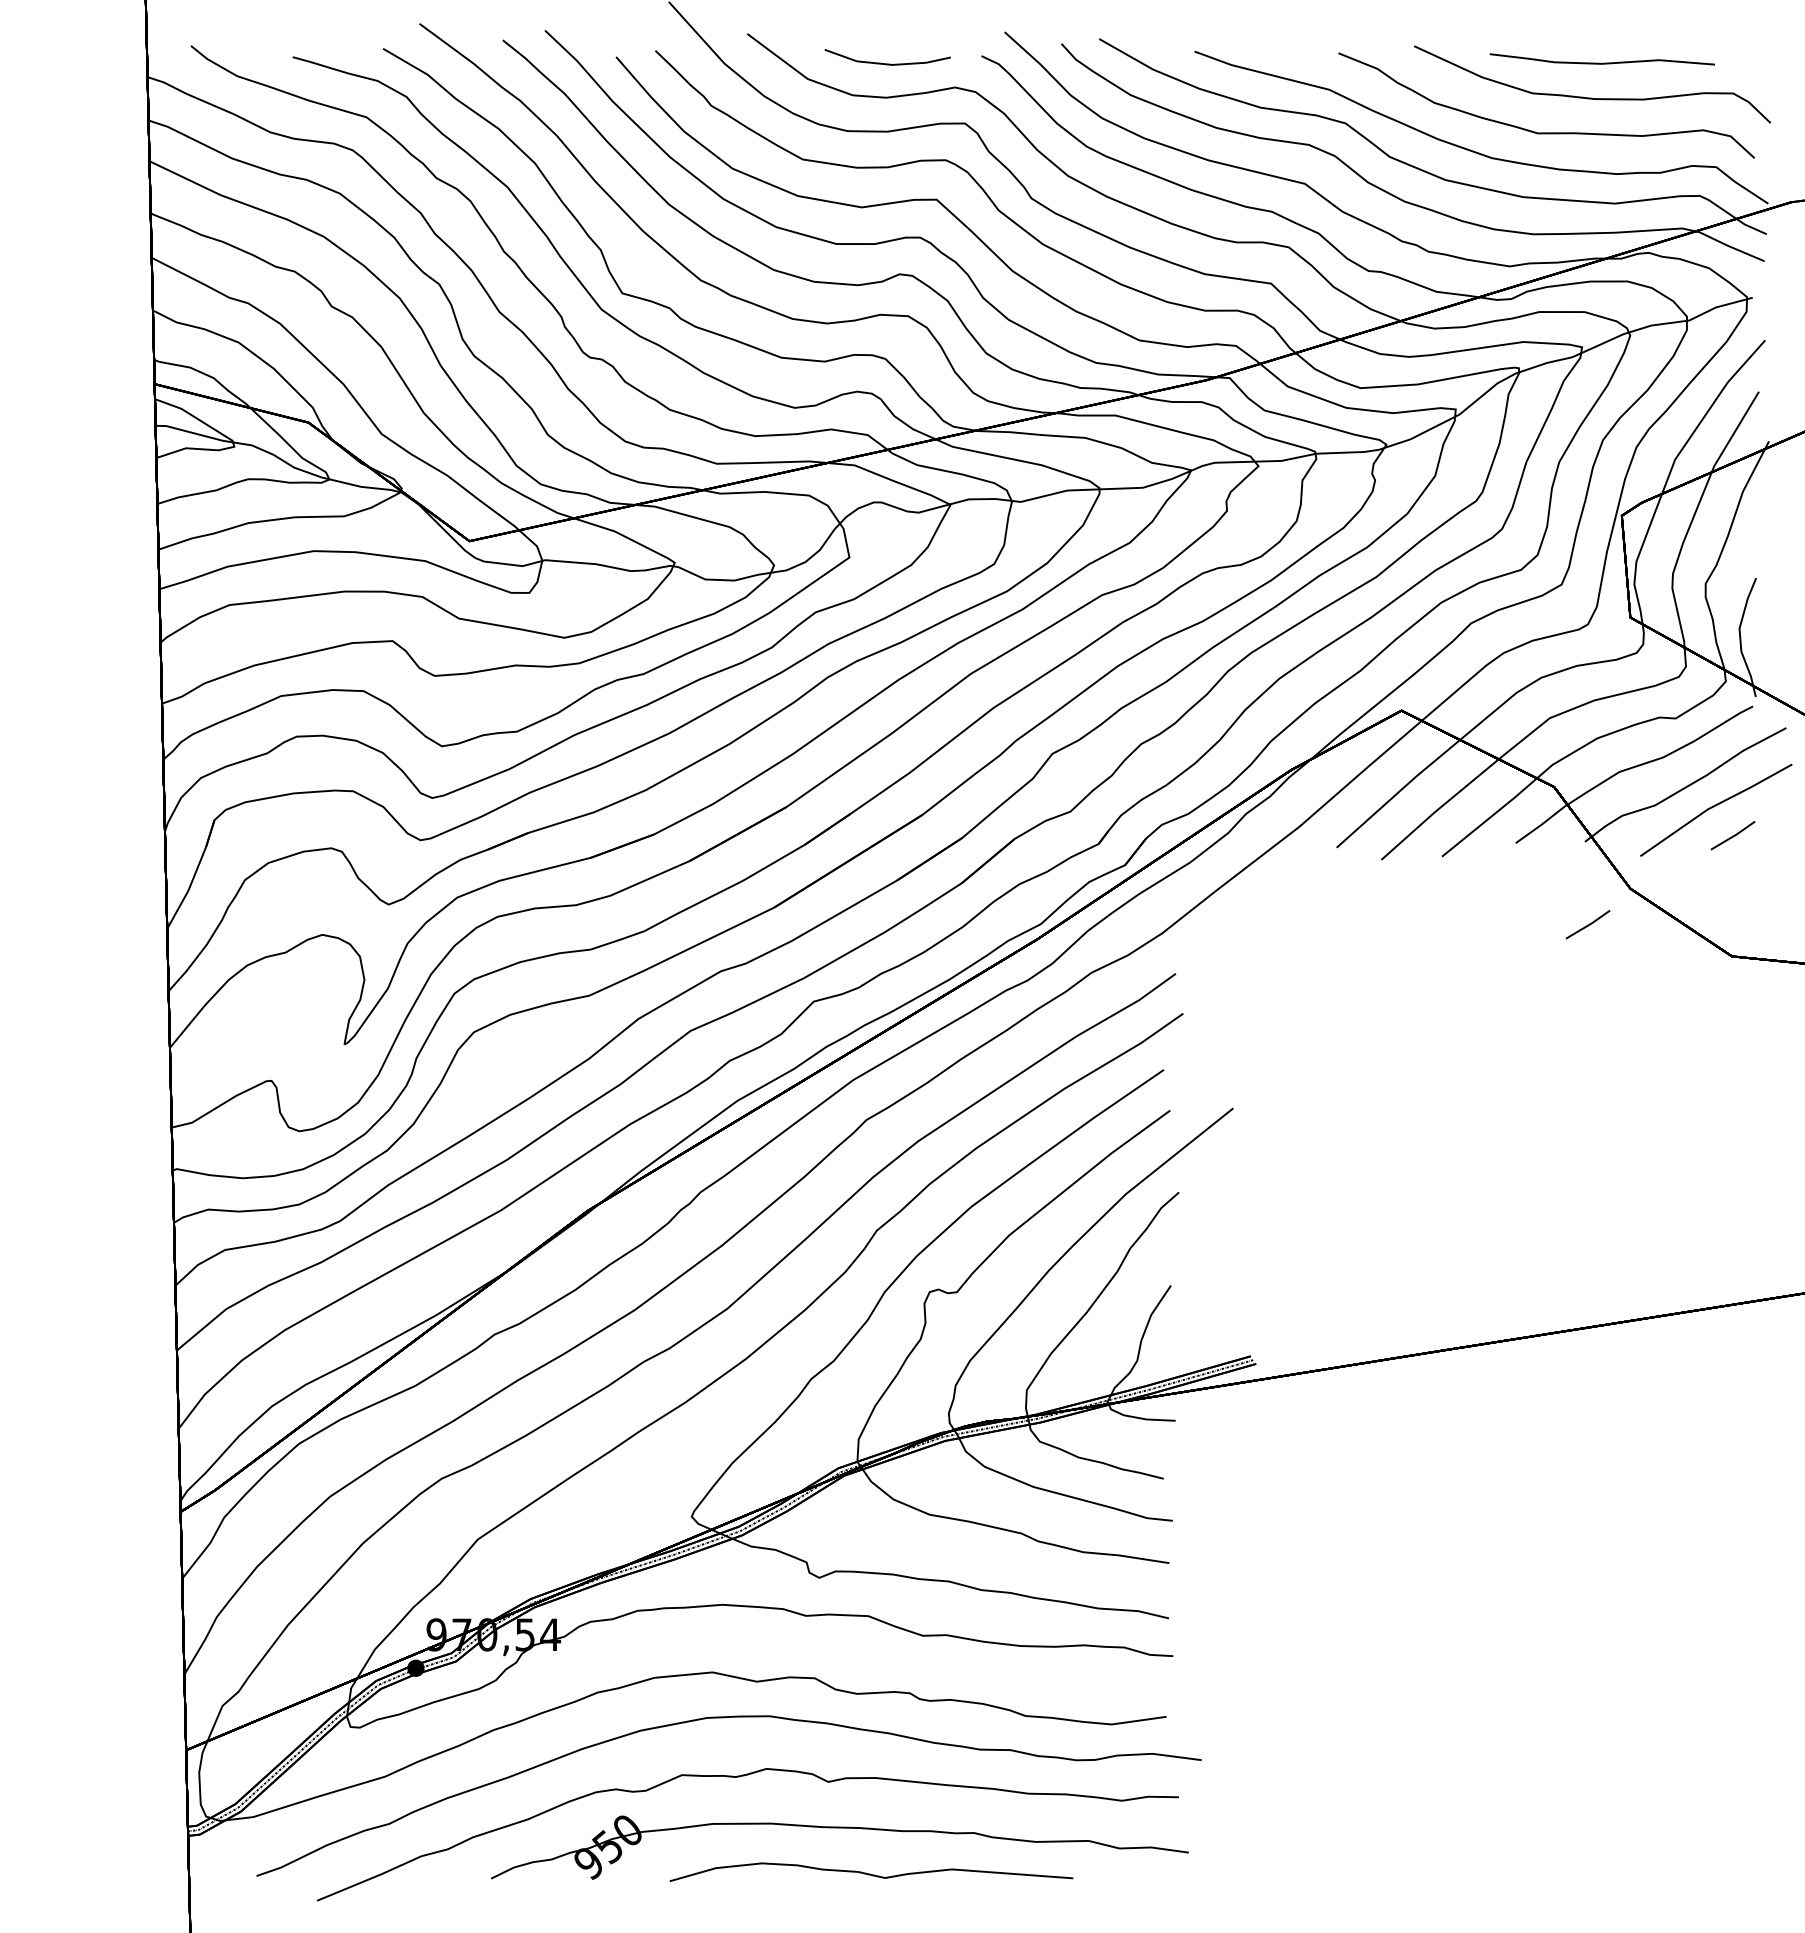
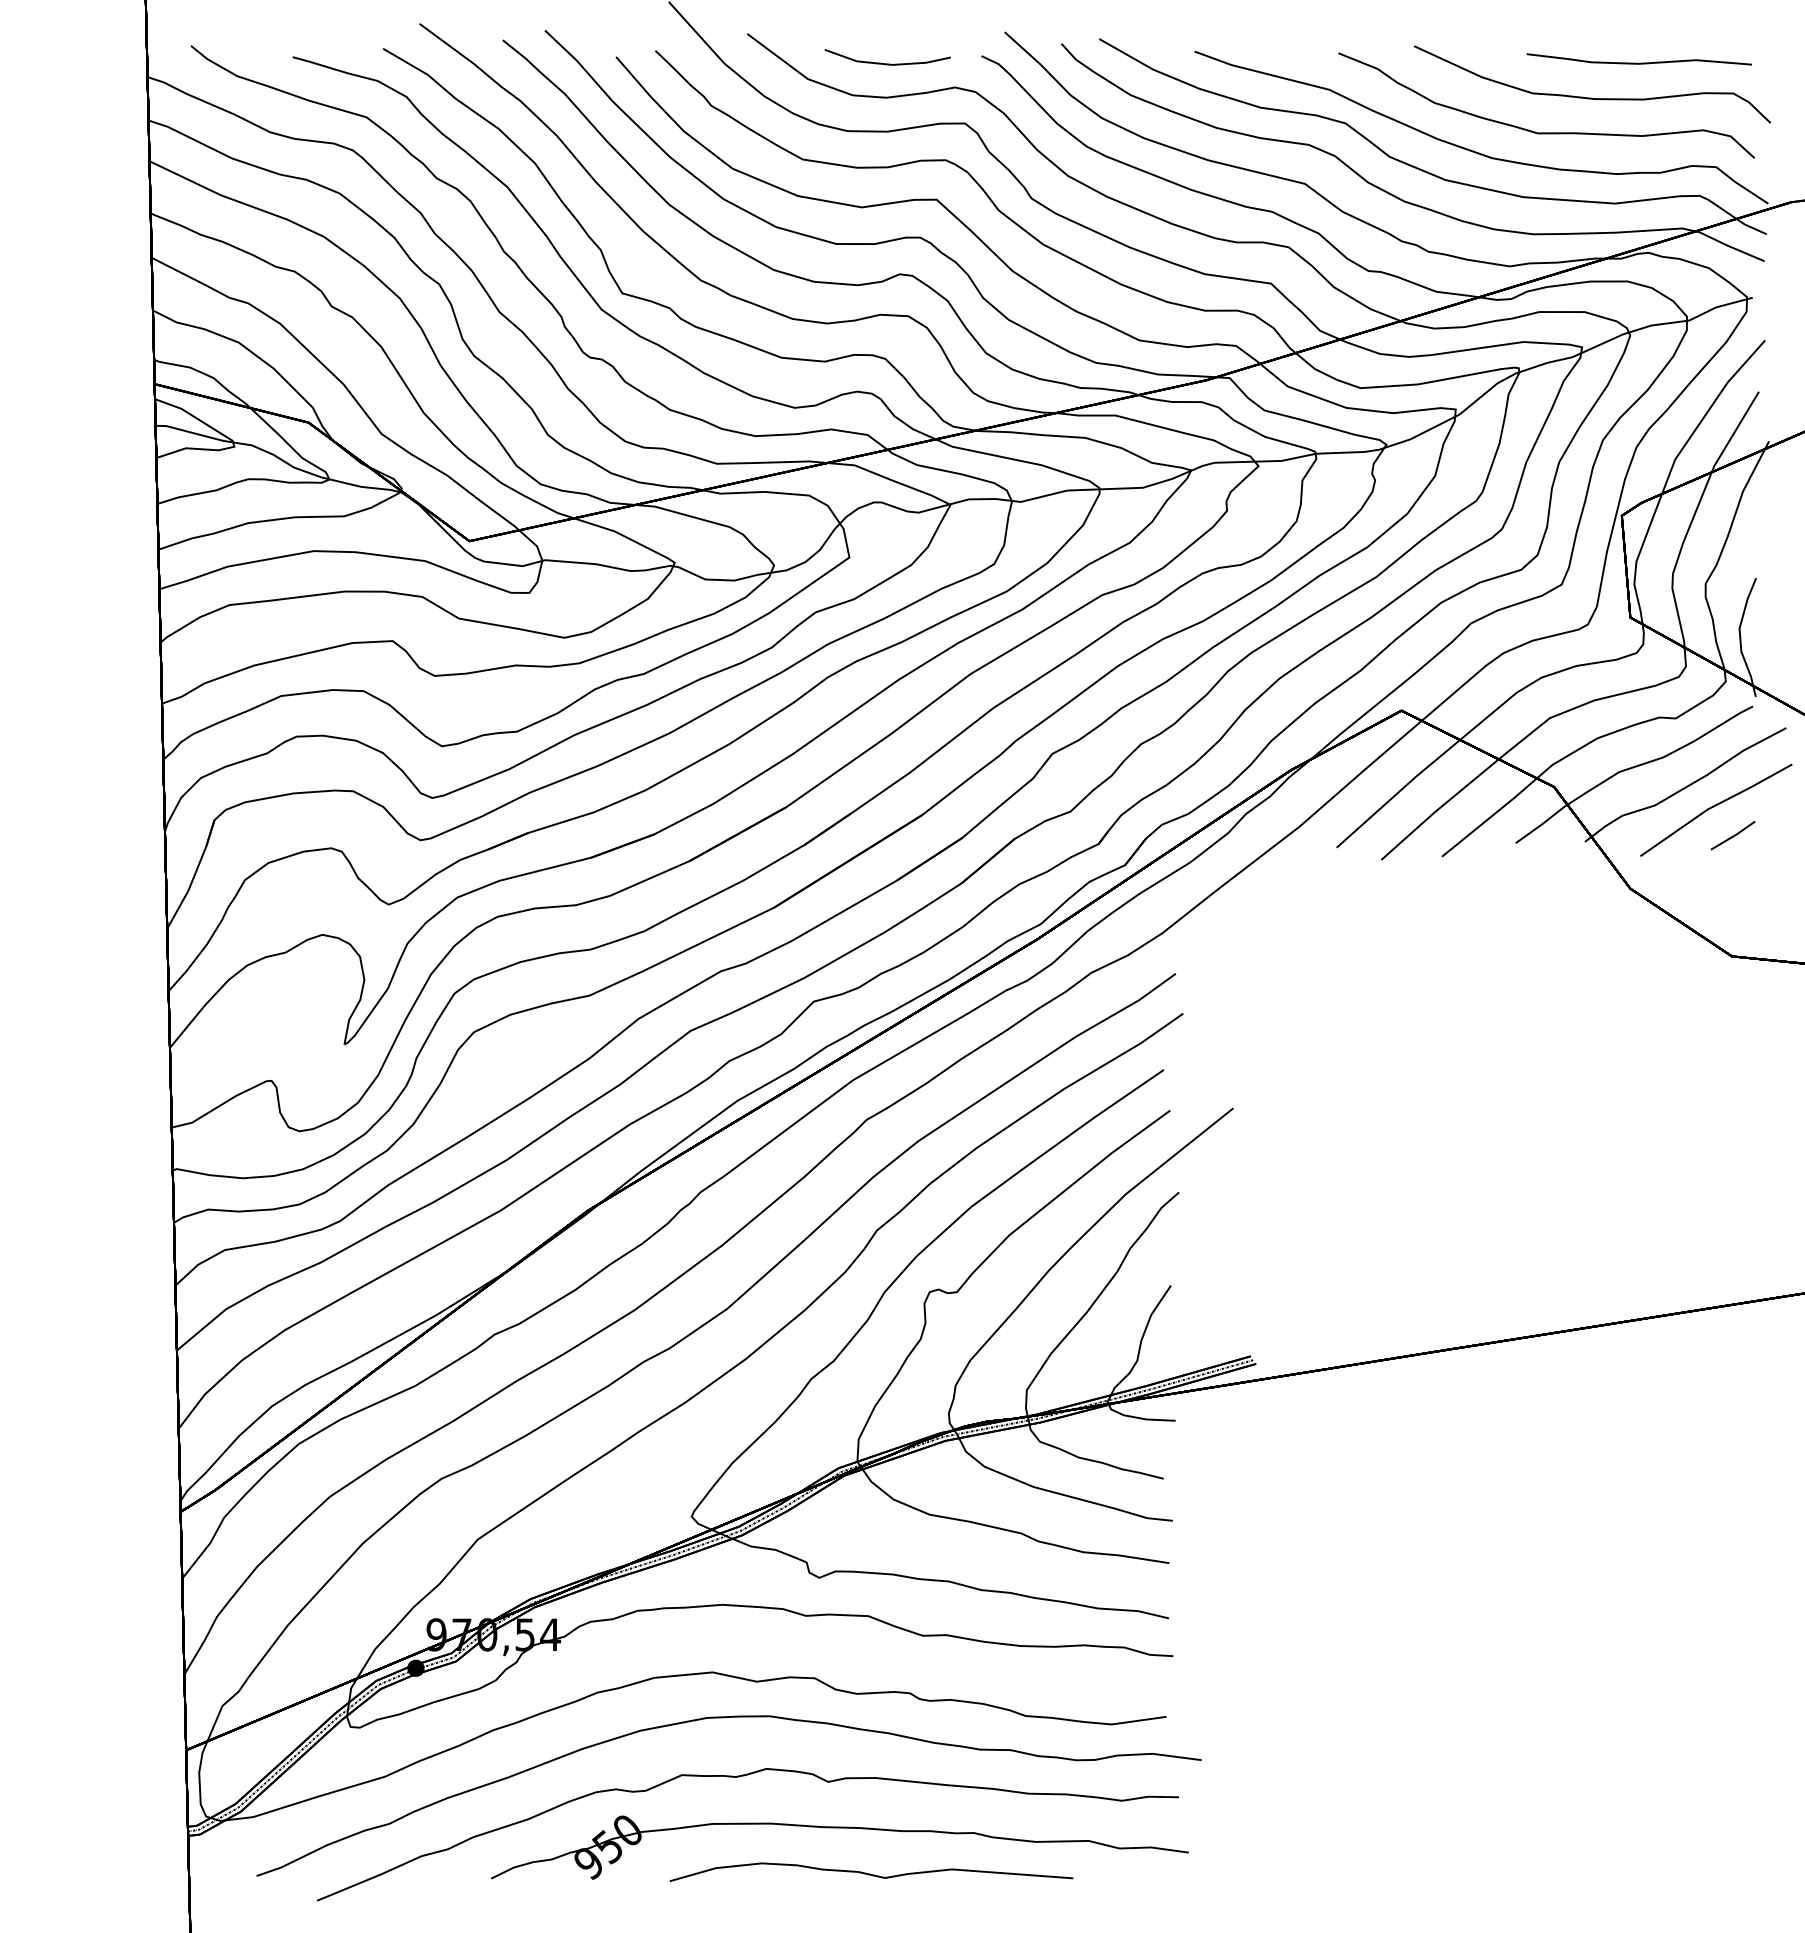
curve position: (1600, 62) -> (1637, 62) (1637, 62)
line: present -> none (1587, 924)
